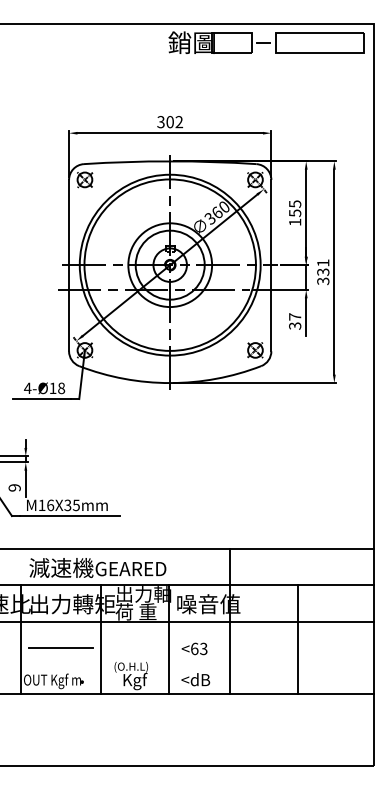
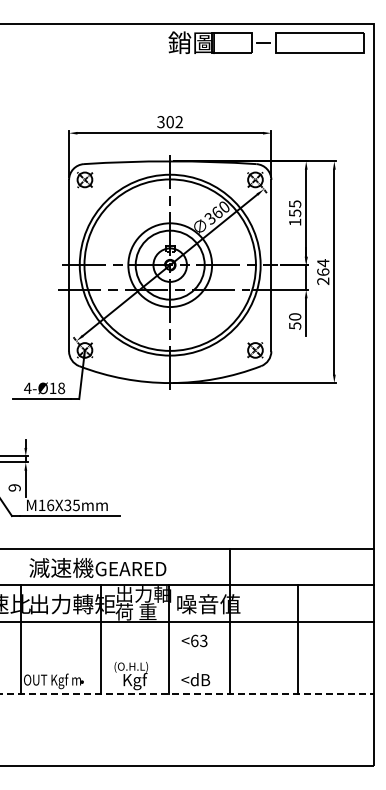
text: 331 -> 264 (323, 272)
text: 37 -> 50 (295, 321)
line: present -> none (60, 647)
text position: (194, 648) -> (194, 640) (194, 640)
line: solid -> dashed (187, 693)
